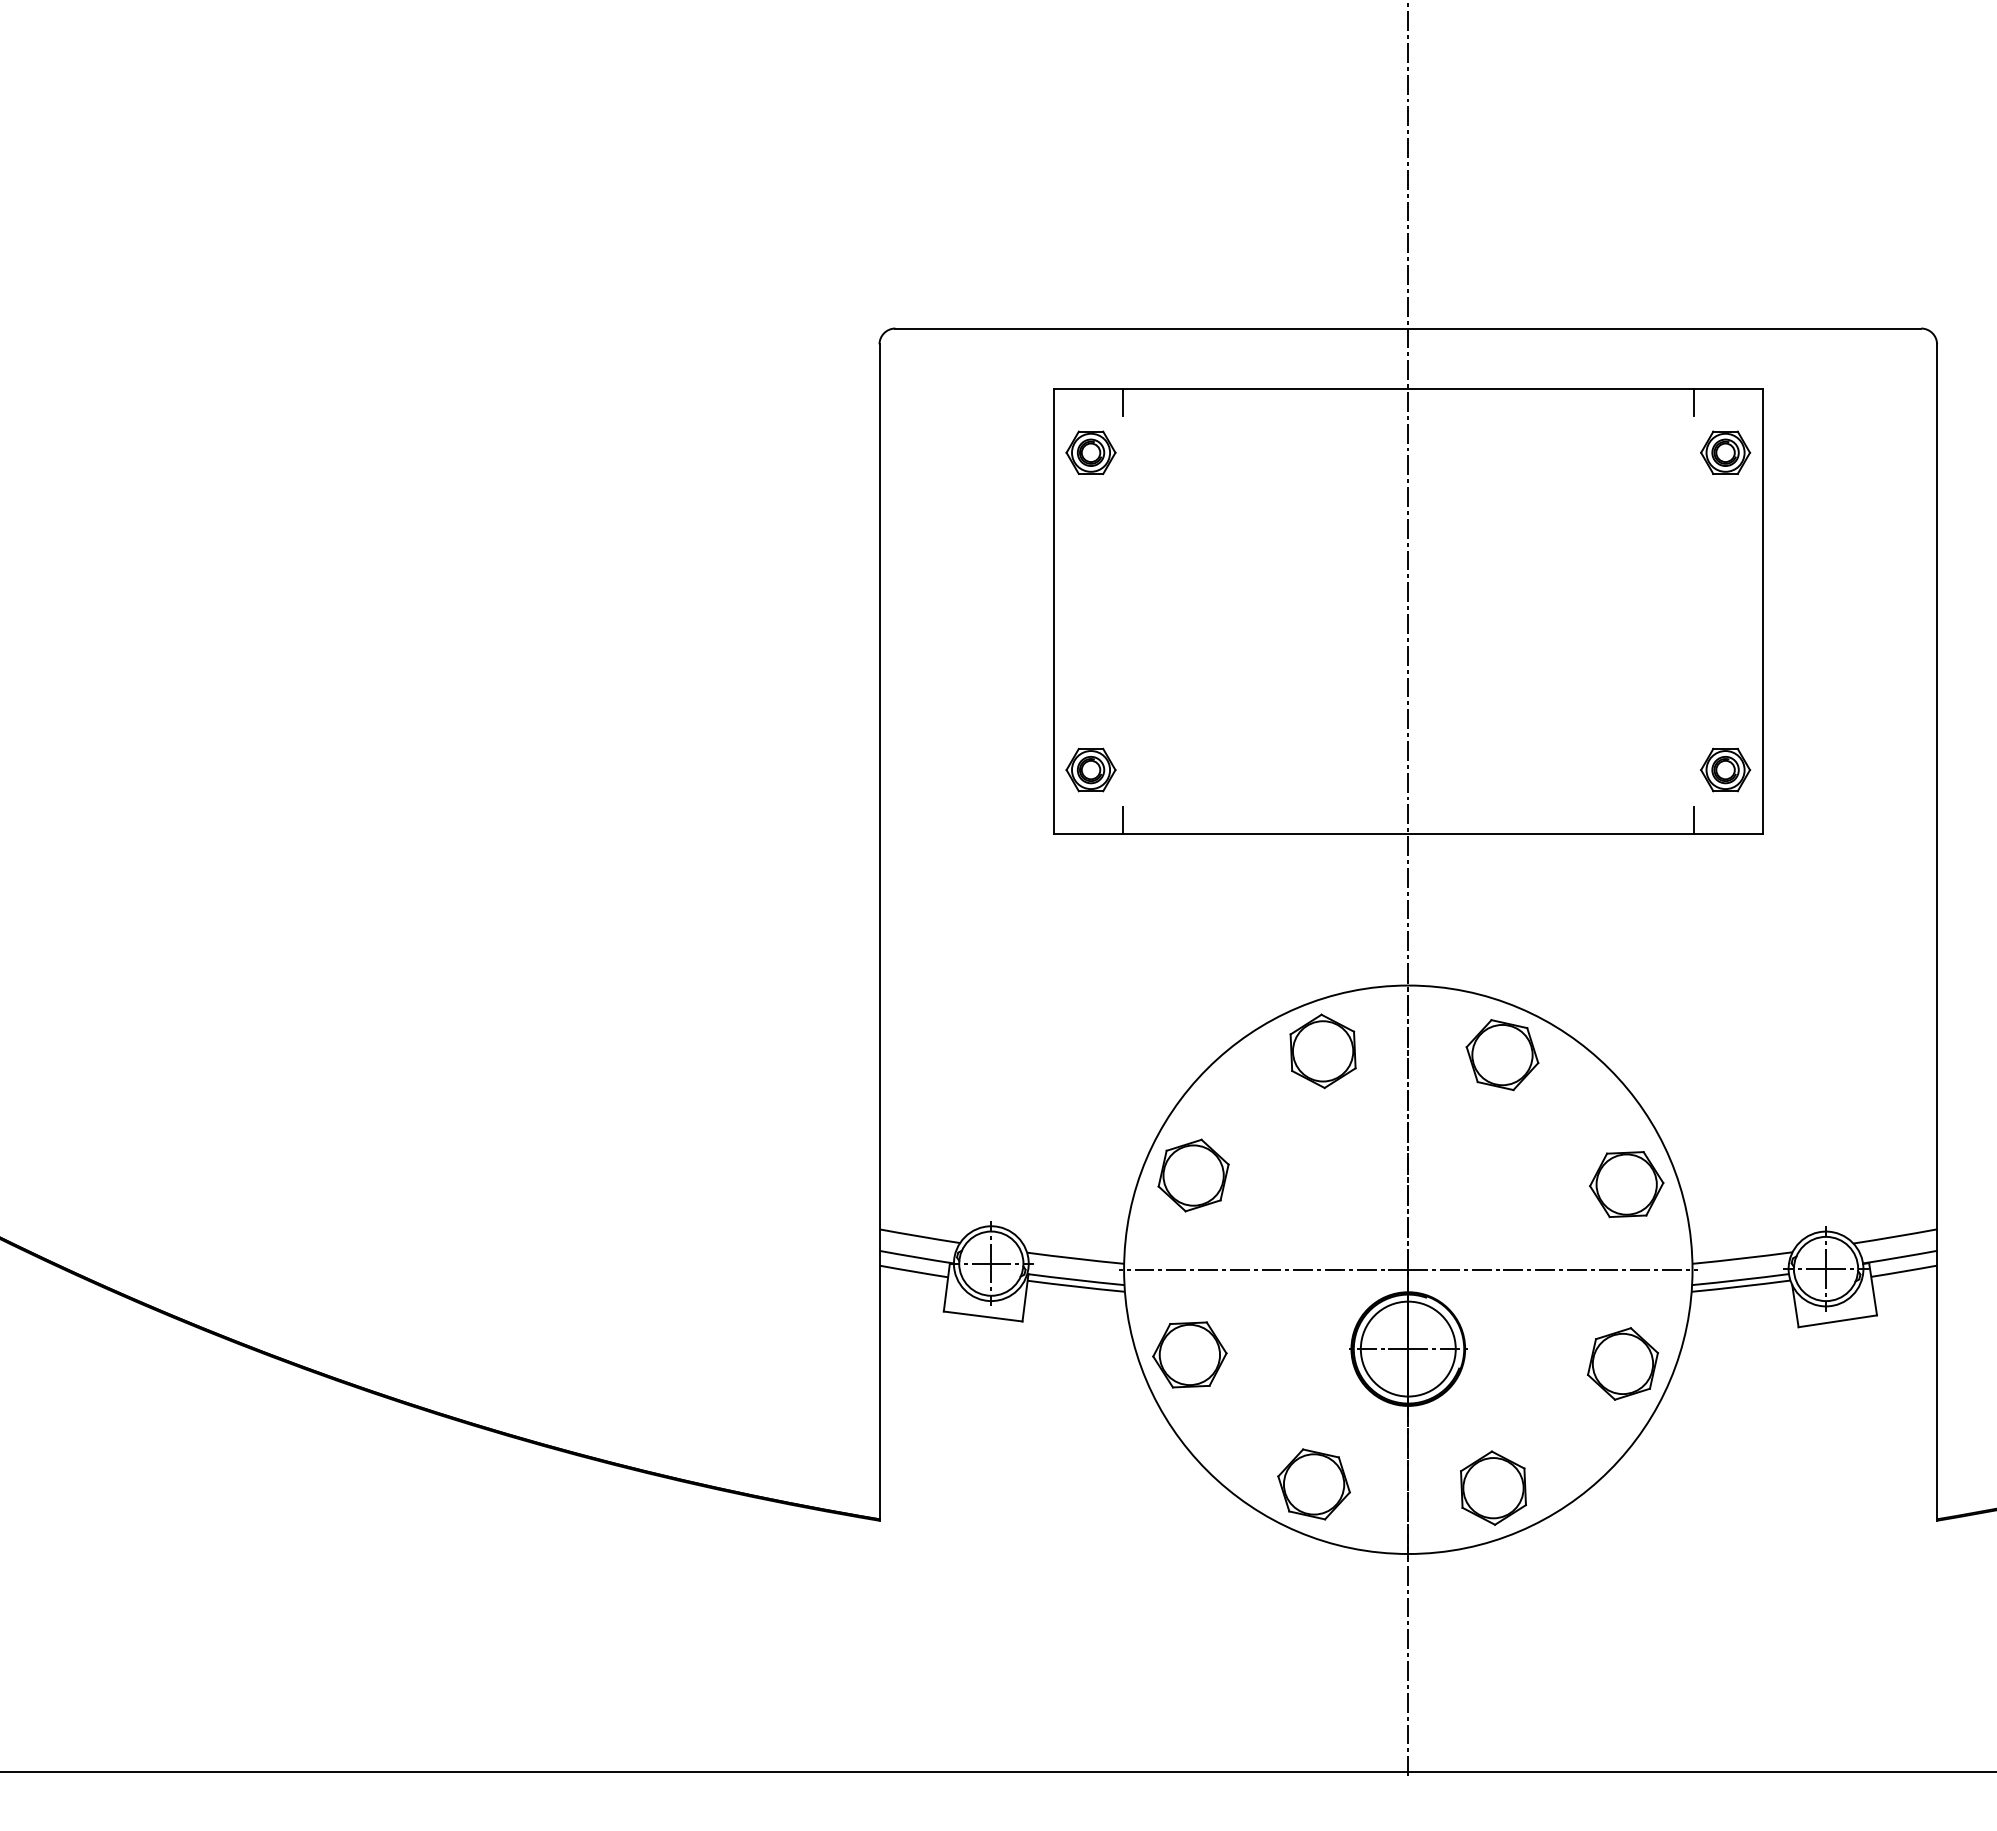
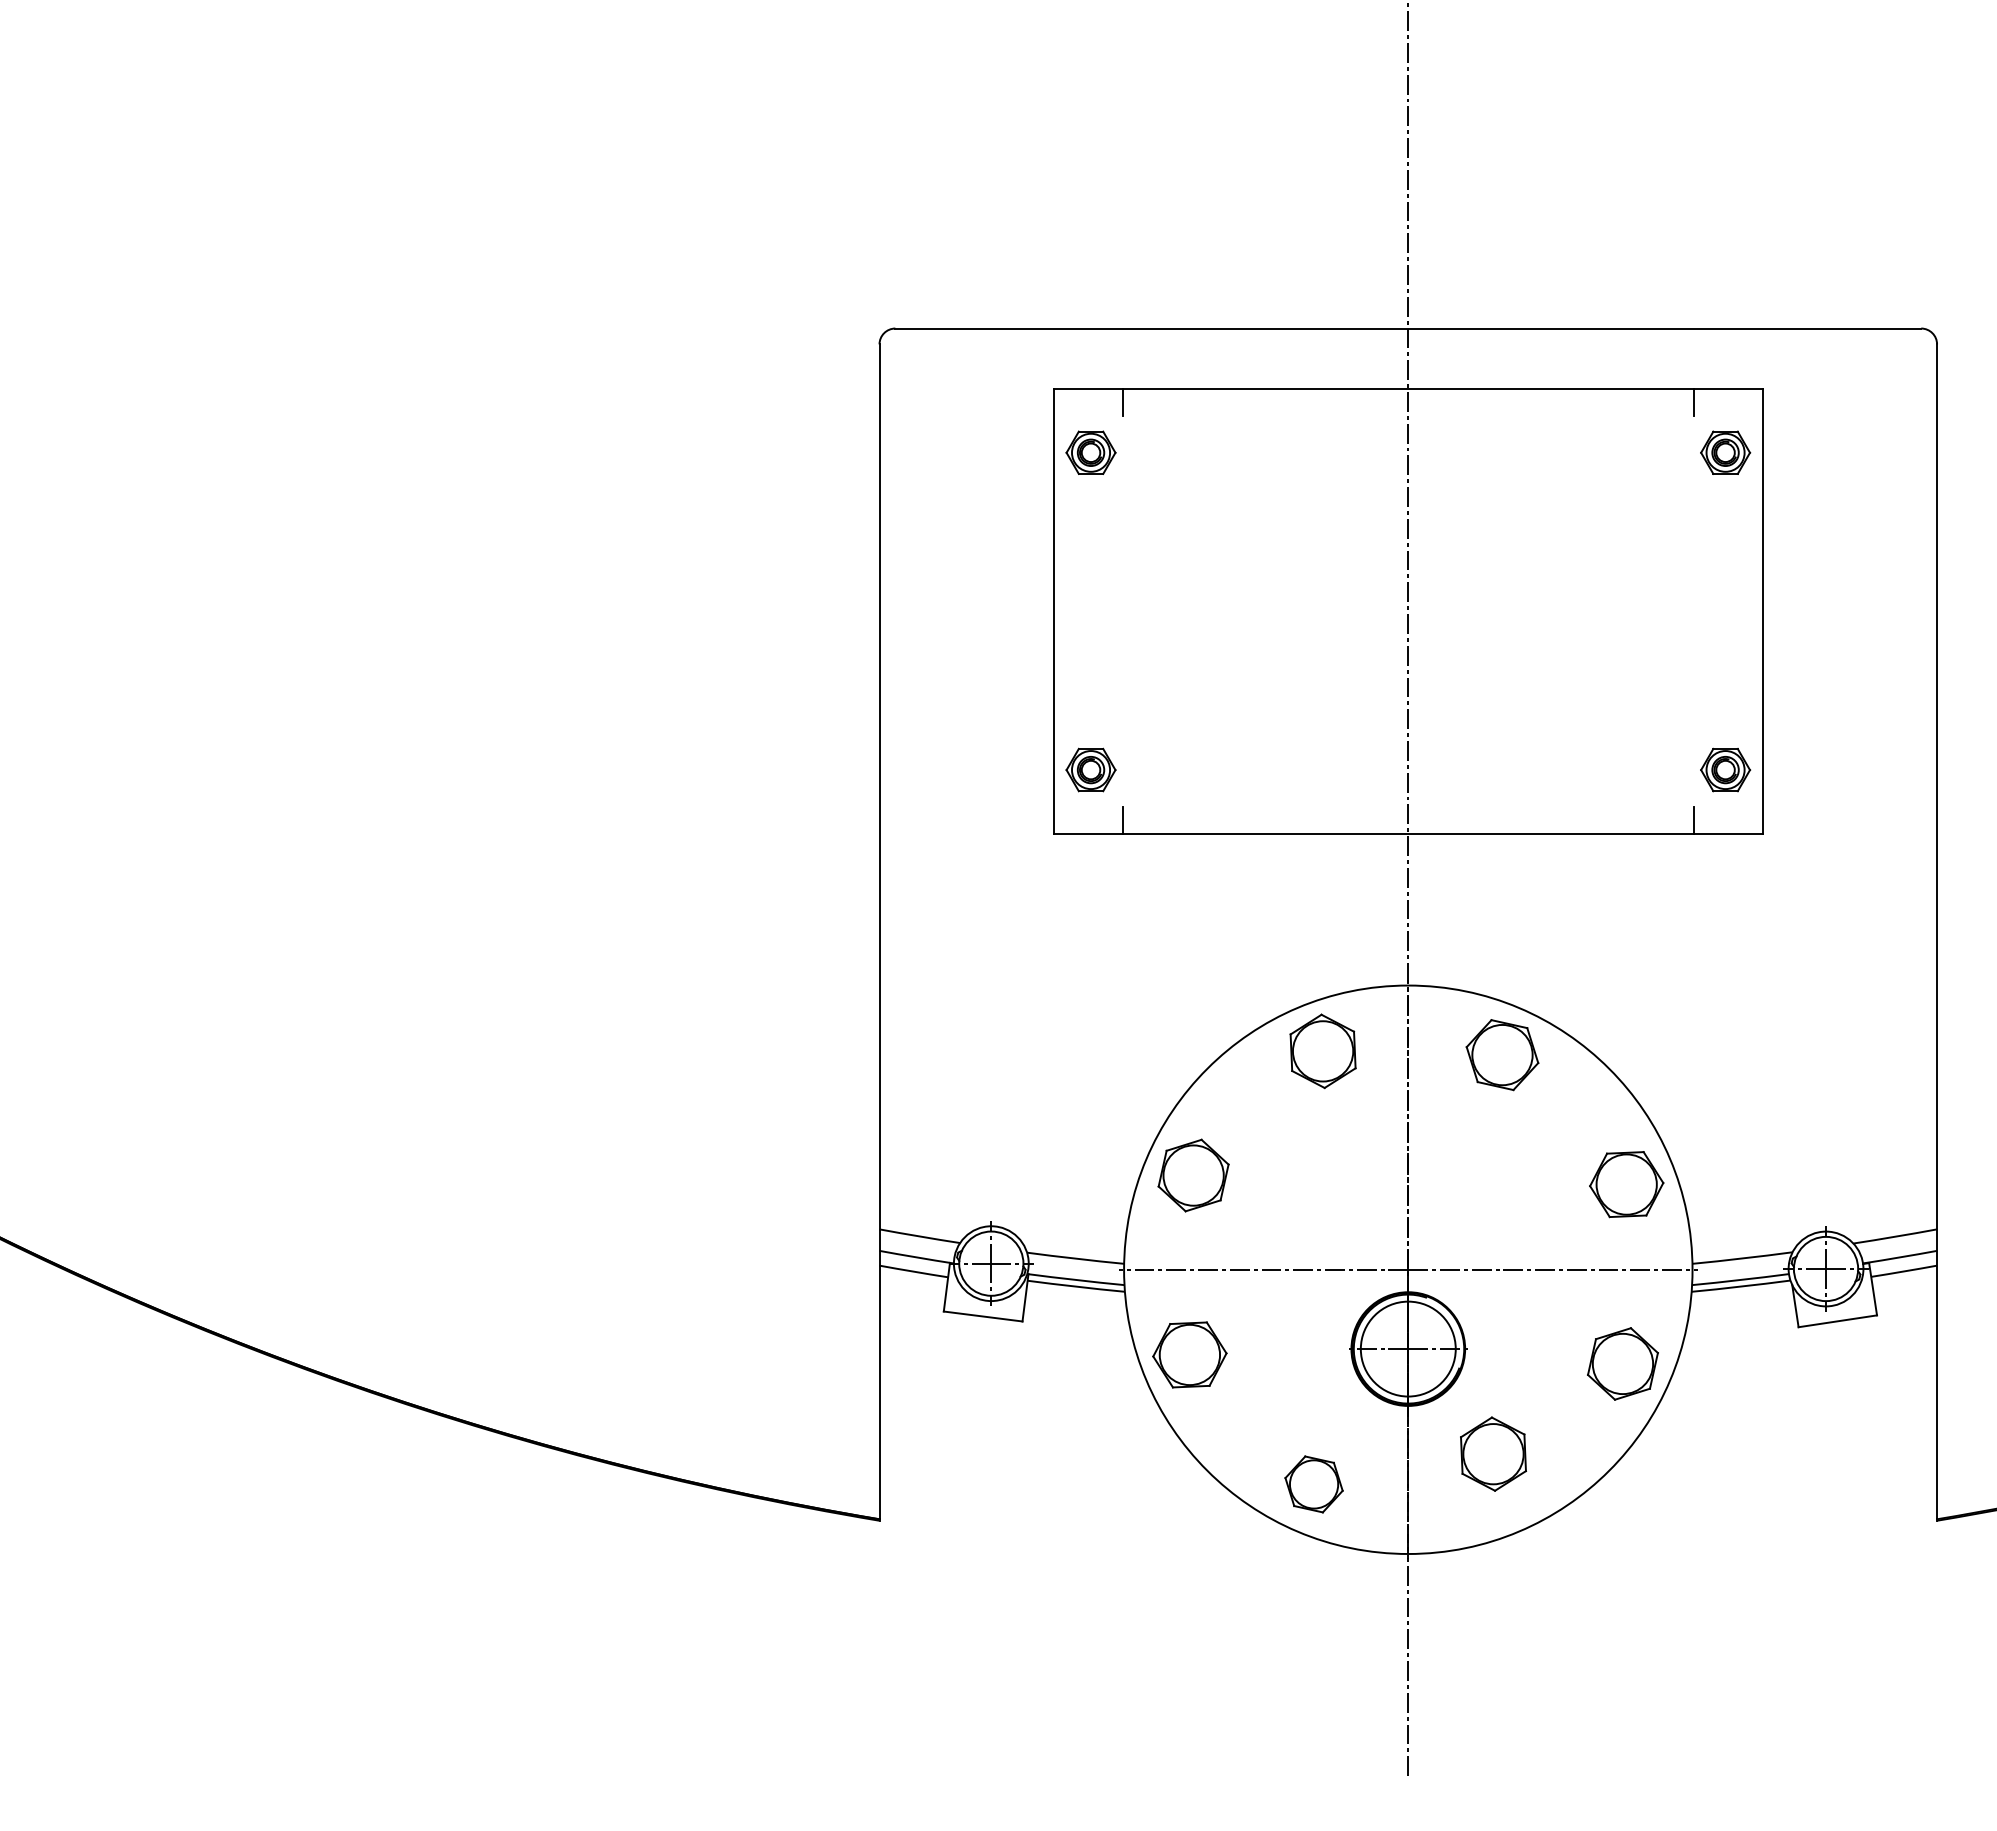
part size: 74x73 px -> 60x59 px (1313, 1484)
part position: (1493, 1487) -> (1493, 1453) (1493, 1453)
line: present -> none (997, 1772)
